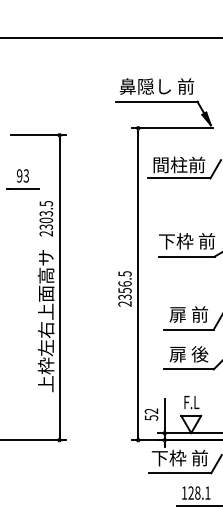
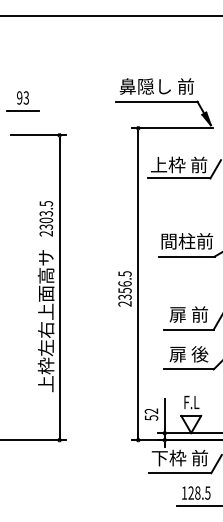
line position: (110, 37) -> (110, 15) (110, 15)
text: 間柱前 -> 上枠 前 (179, 164)
part position: (22, 179) -> (22, 101) (22, 101)
text: 下枠 前 -> 間柱前 (187, 241)
text: 128.1 -> 128.5 (207, 492)
